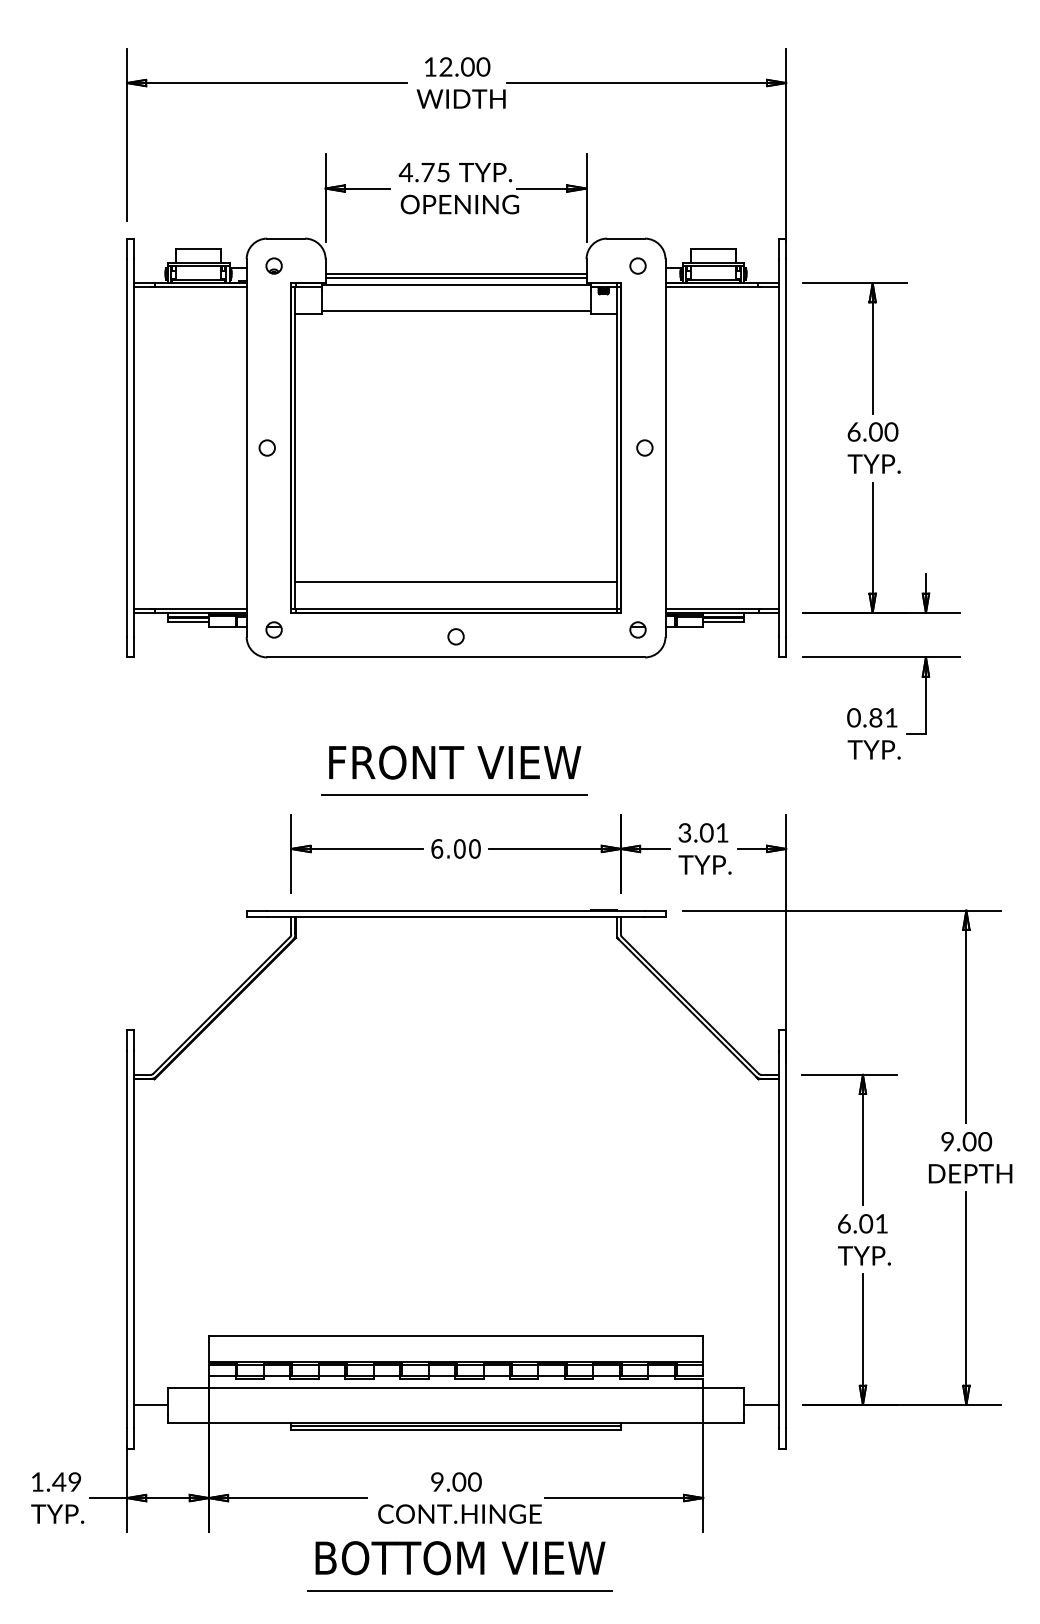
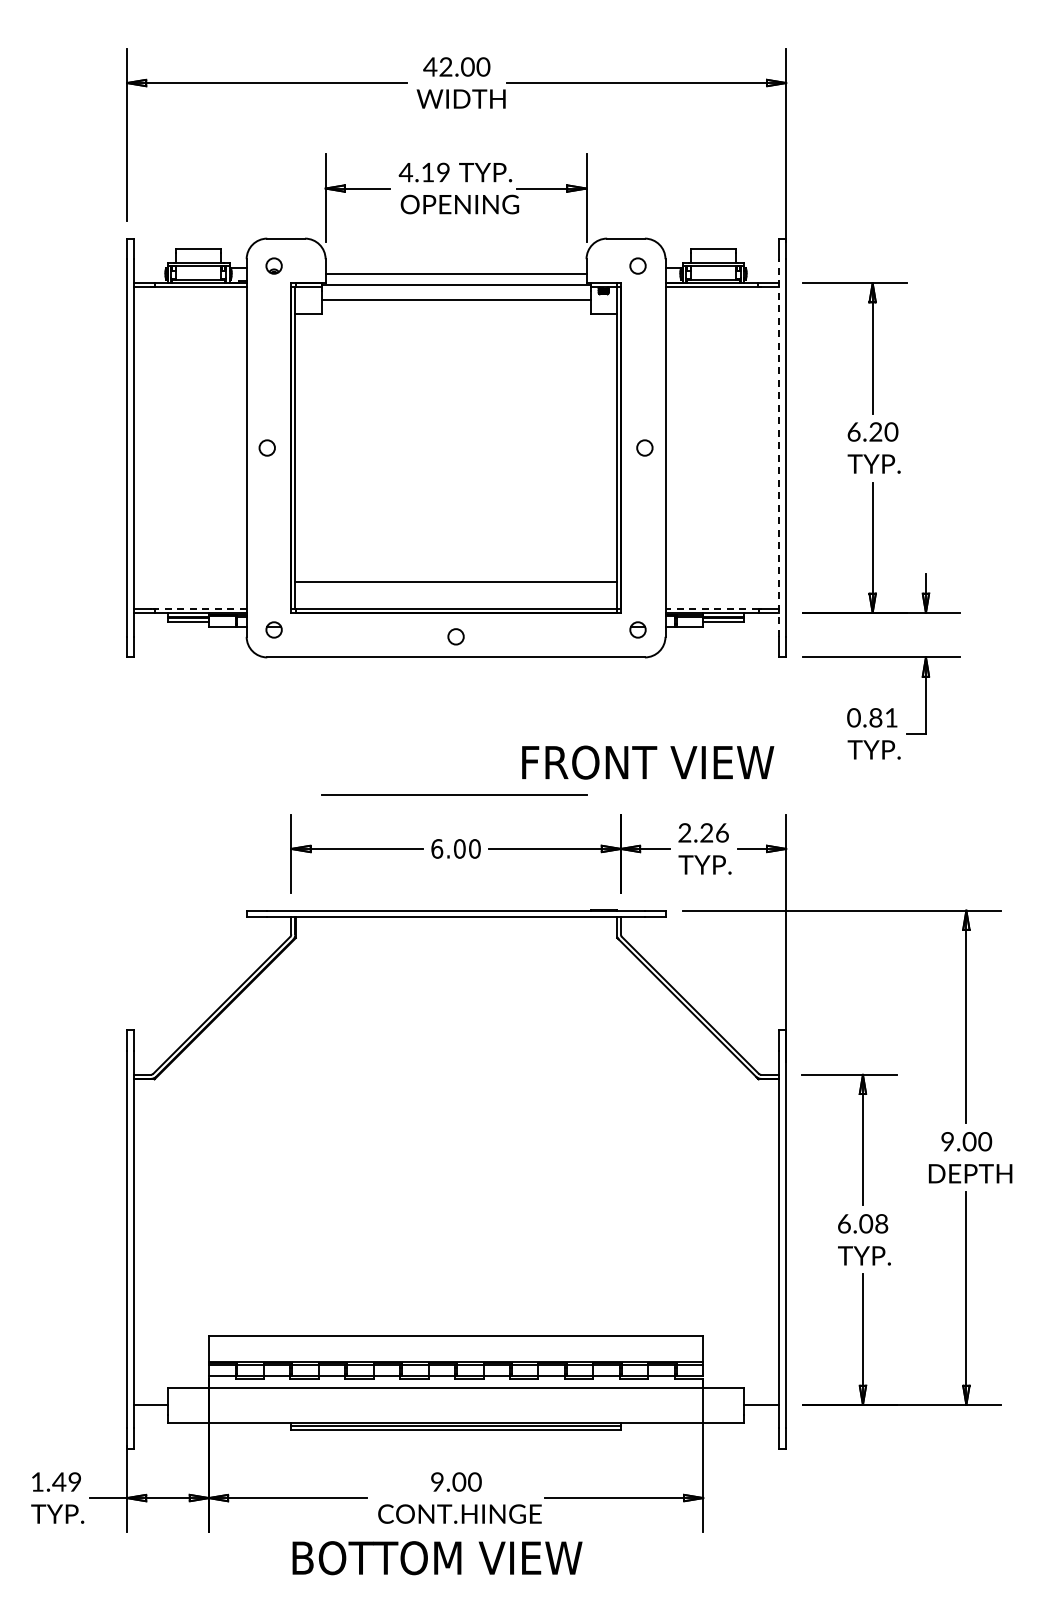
text: 12.00 -> 42.00 (430, 66)
text: 4.75 -> 4.19 (435, 172)
line: present -> none (455, 278)
line position: (456, 310) -> (456, 299) (456, 299)
text: 6.00 -> 6.20 (875, 431)
line: solid -> dashed (779, 448)
line: solid -> dashed (200, 608)
line: solid -> dashed (712, 608)
text position: (455, 762) -> (648, 762) (648, 762)
text: 3.01 -> 2.26 (703, 832)
text: 6.01 -> 6.08 (881, 1223)
text position: (460, 1558) -> (437, 1558) (437, 1558)
line: present -> none (459, 1590)
